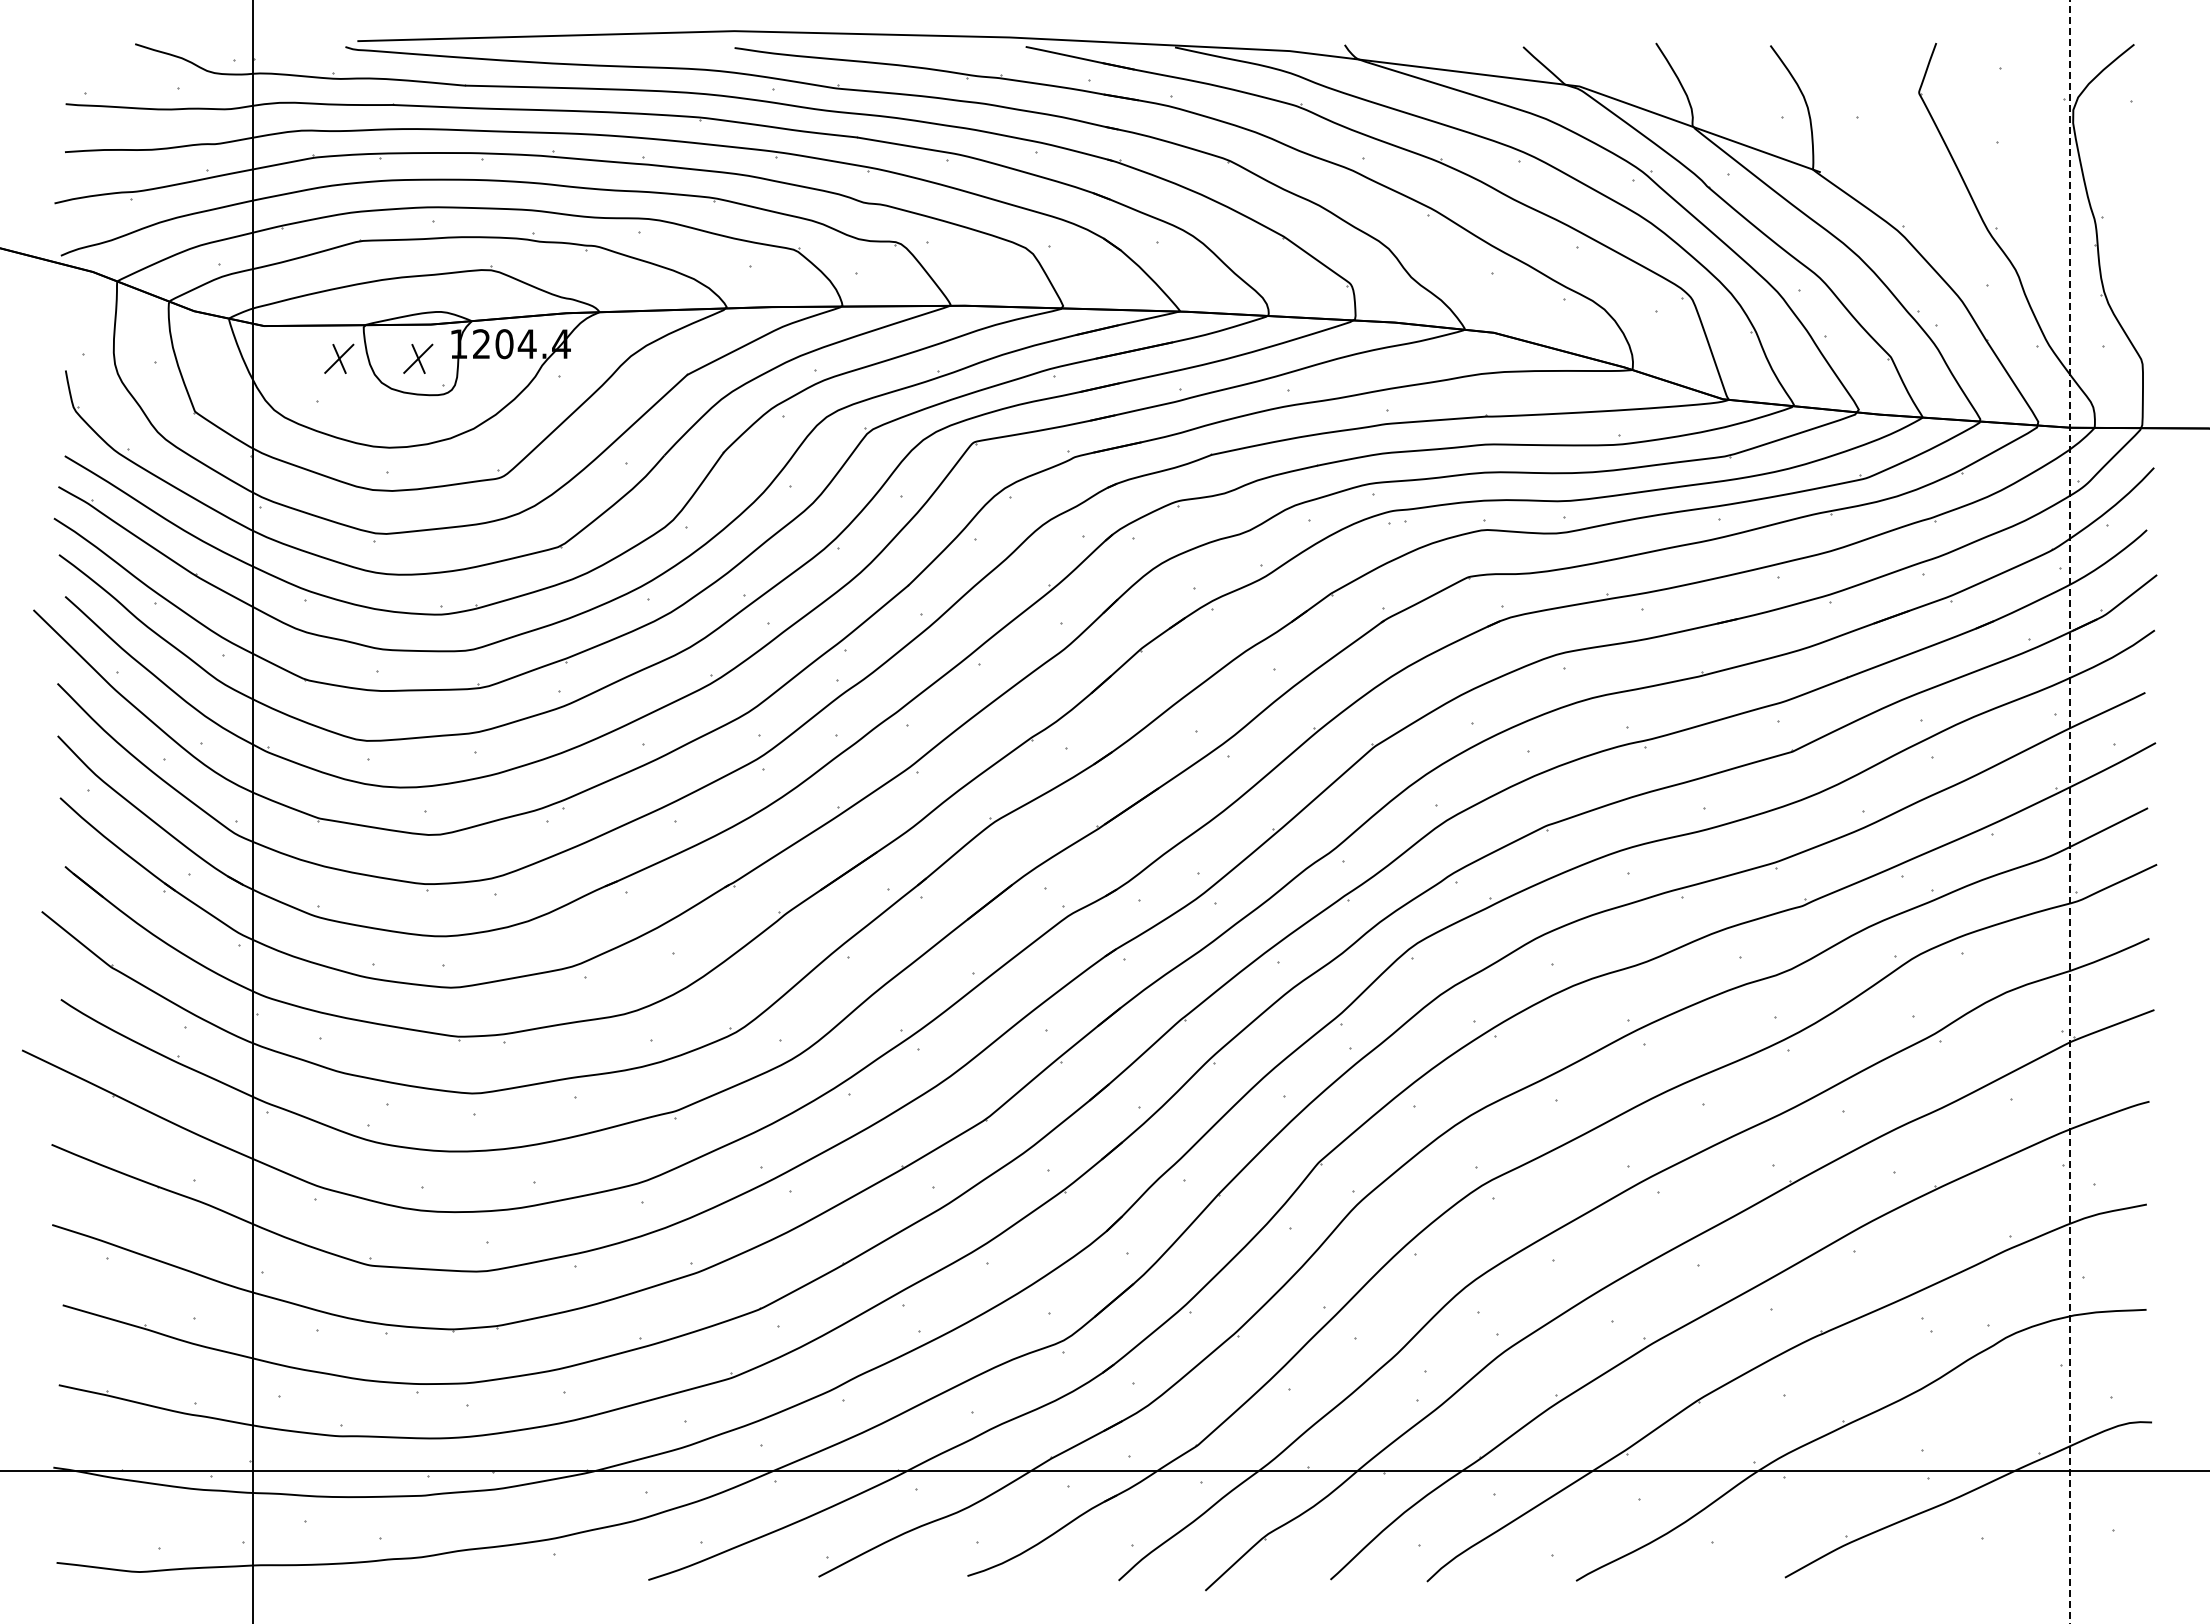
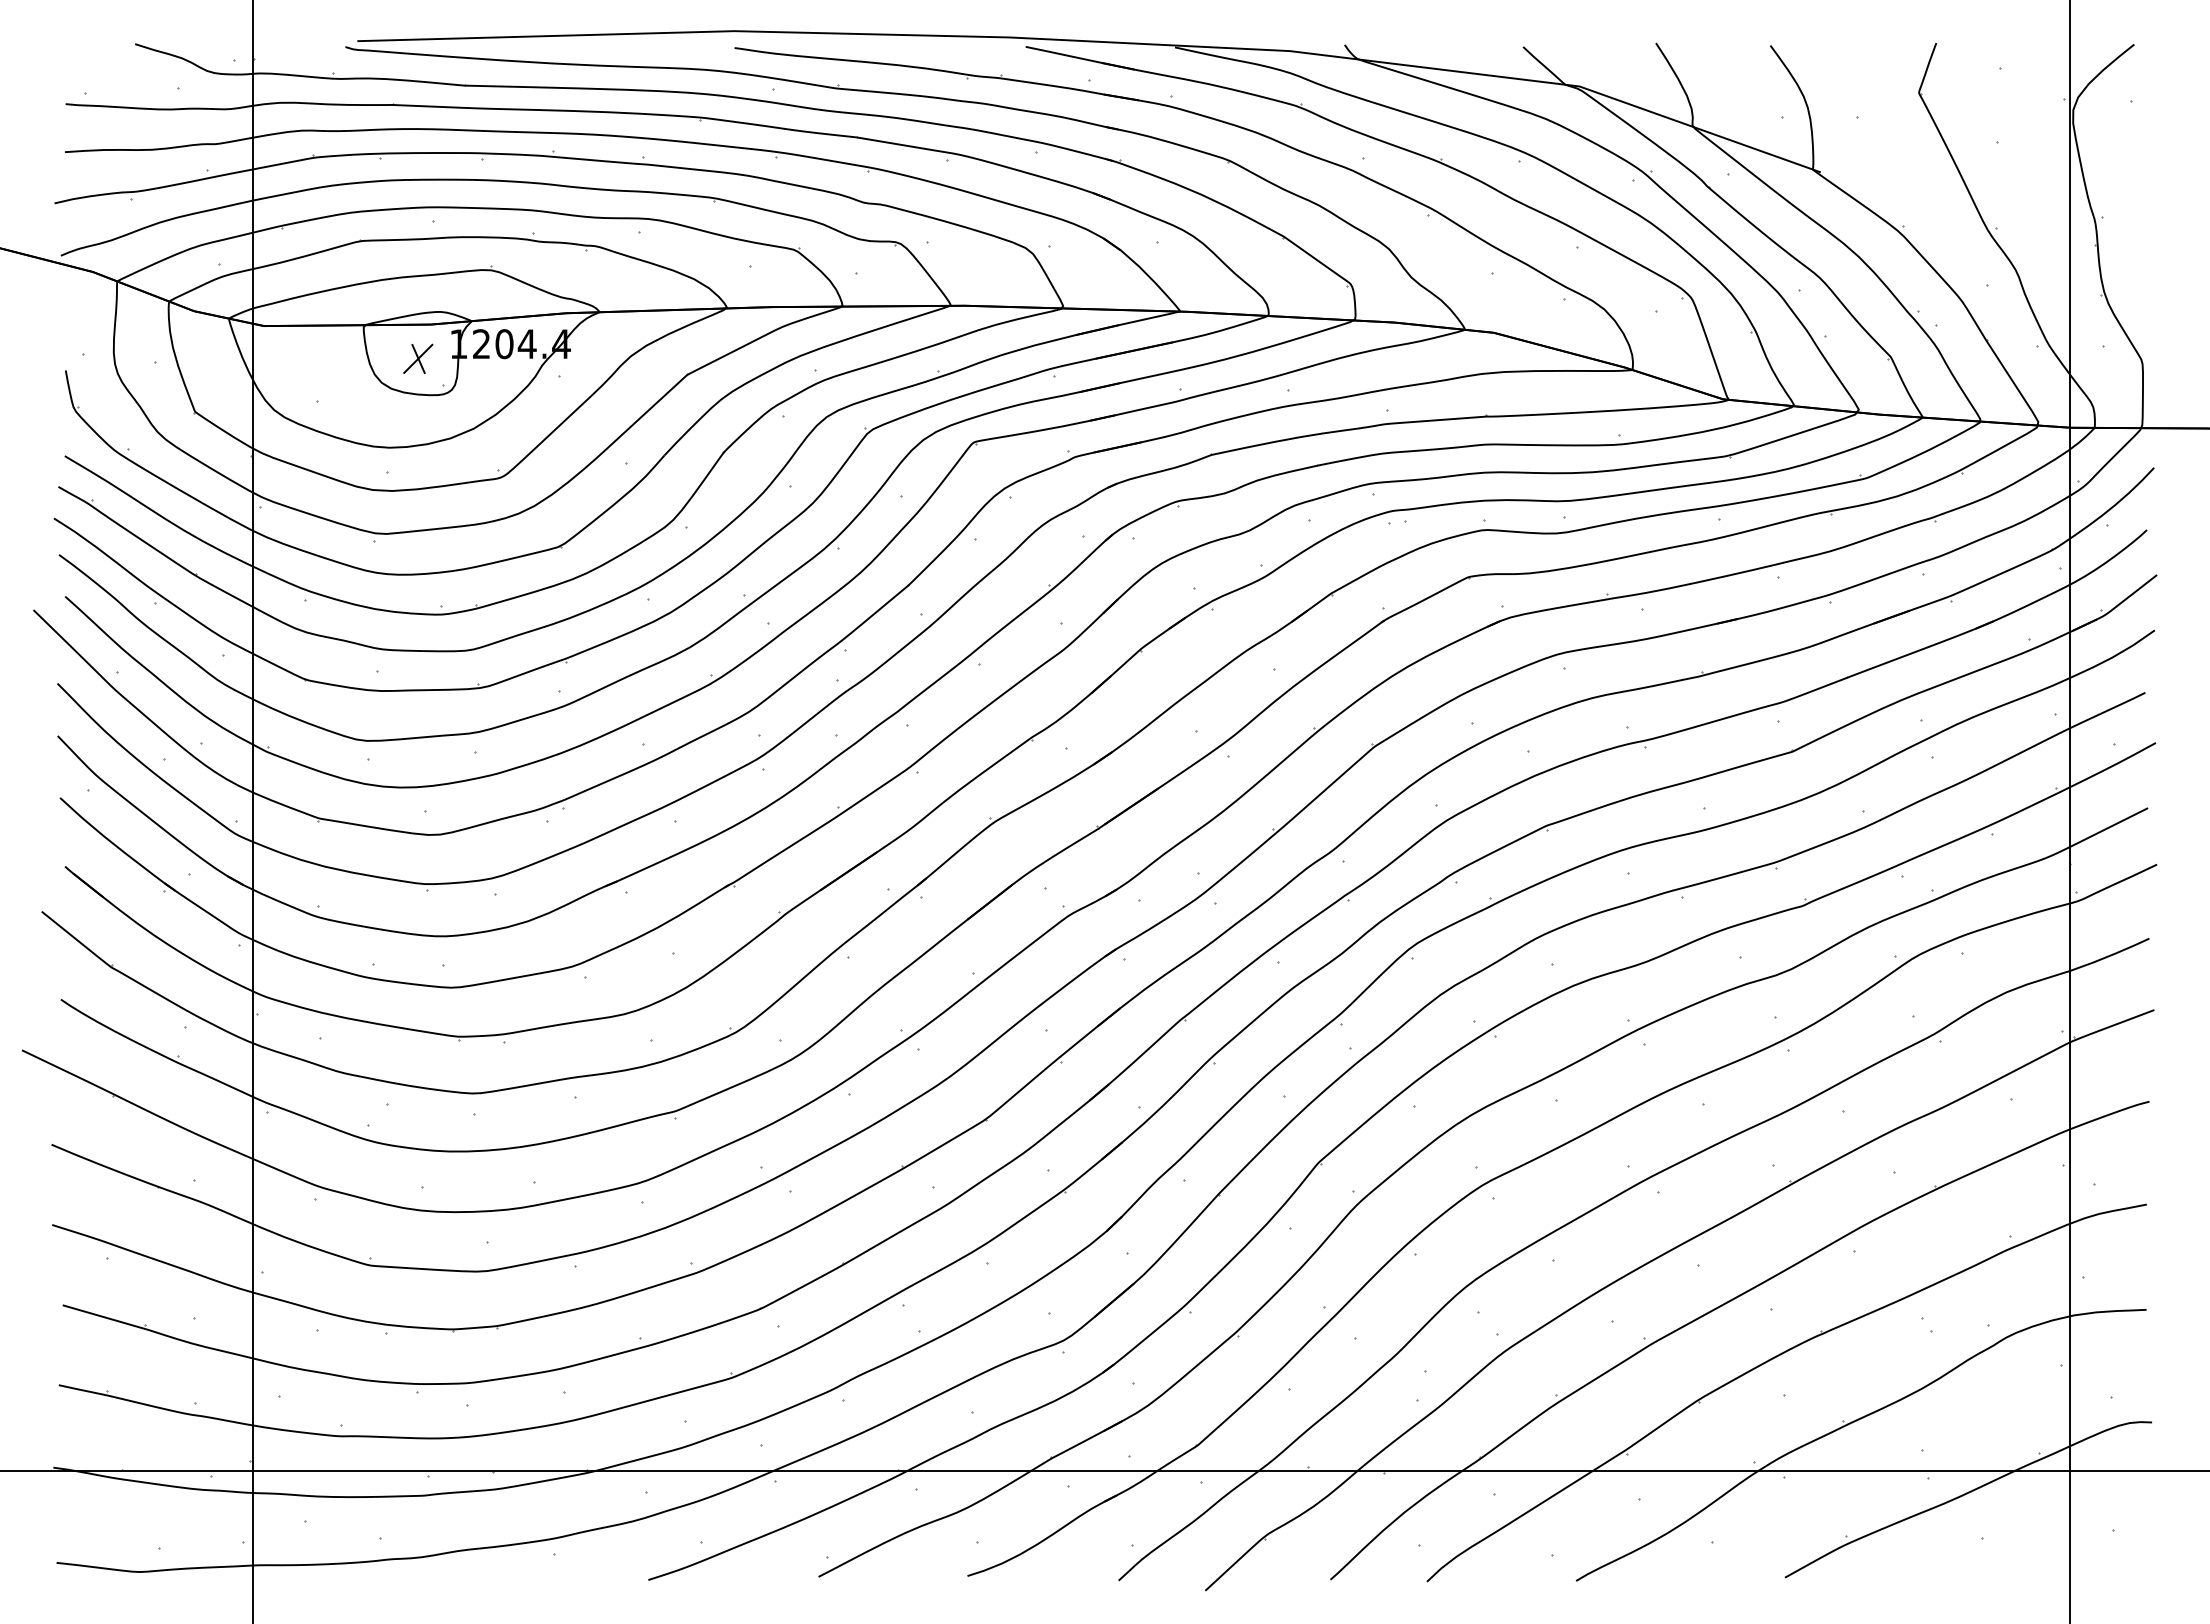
part: present -> none (339, 358)
line: dashed -> solid (2069, 811)
